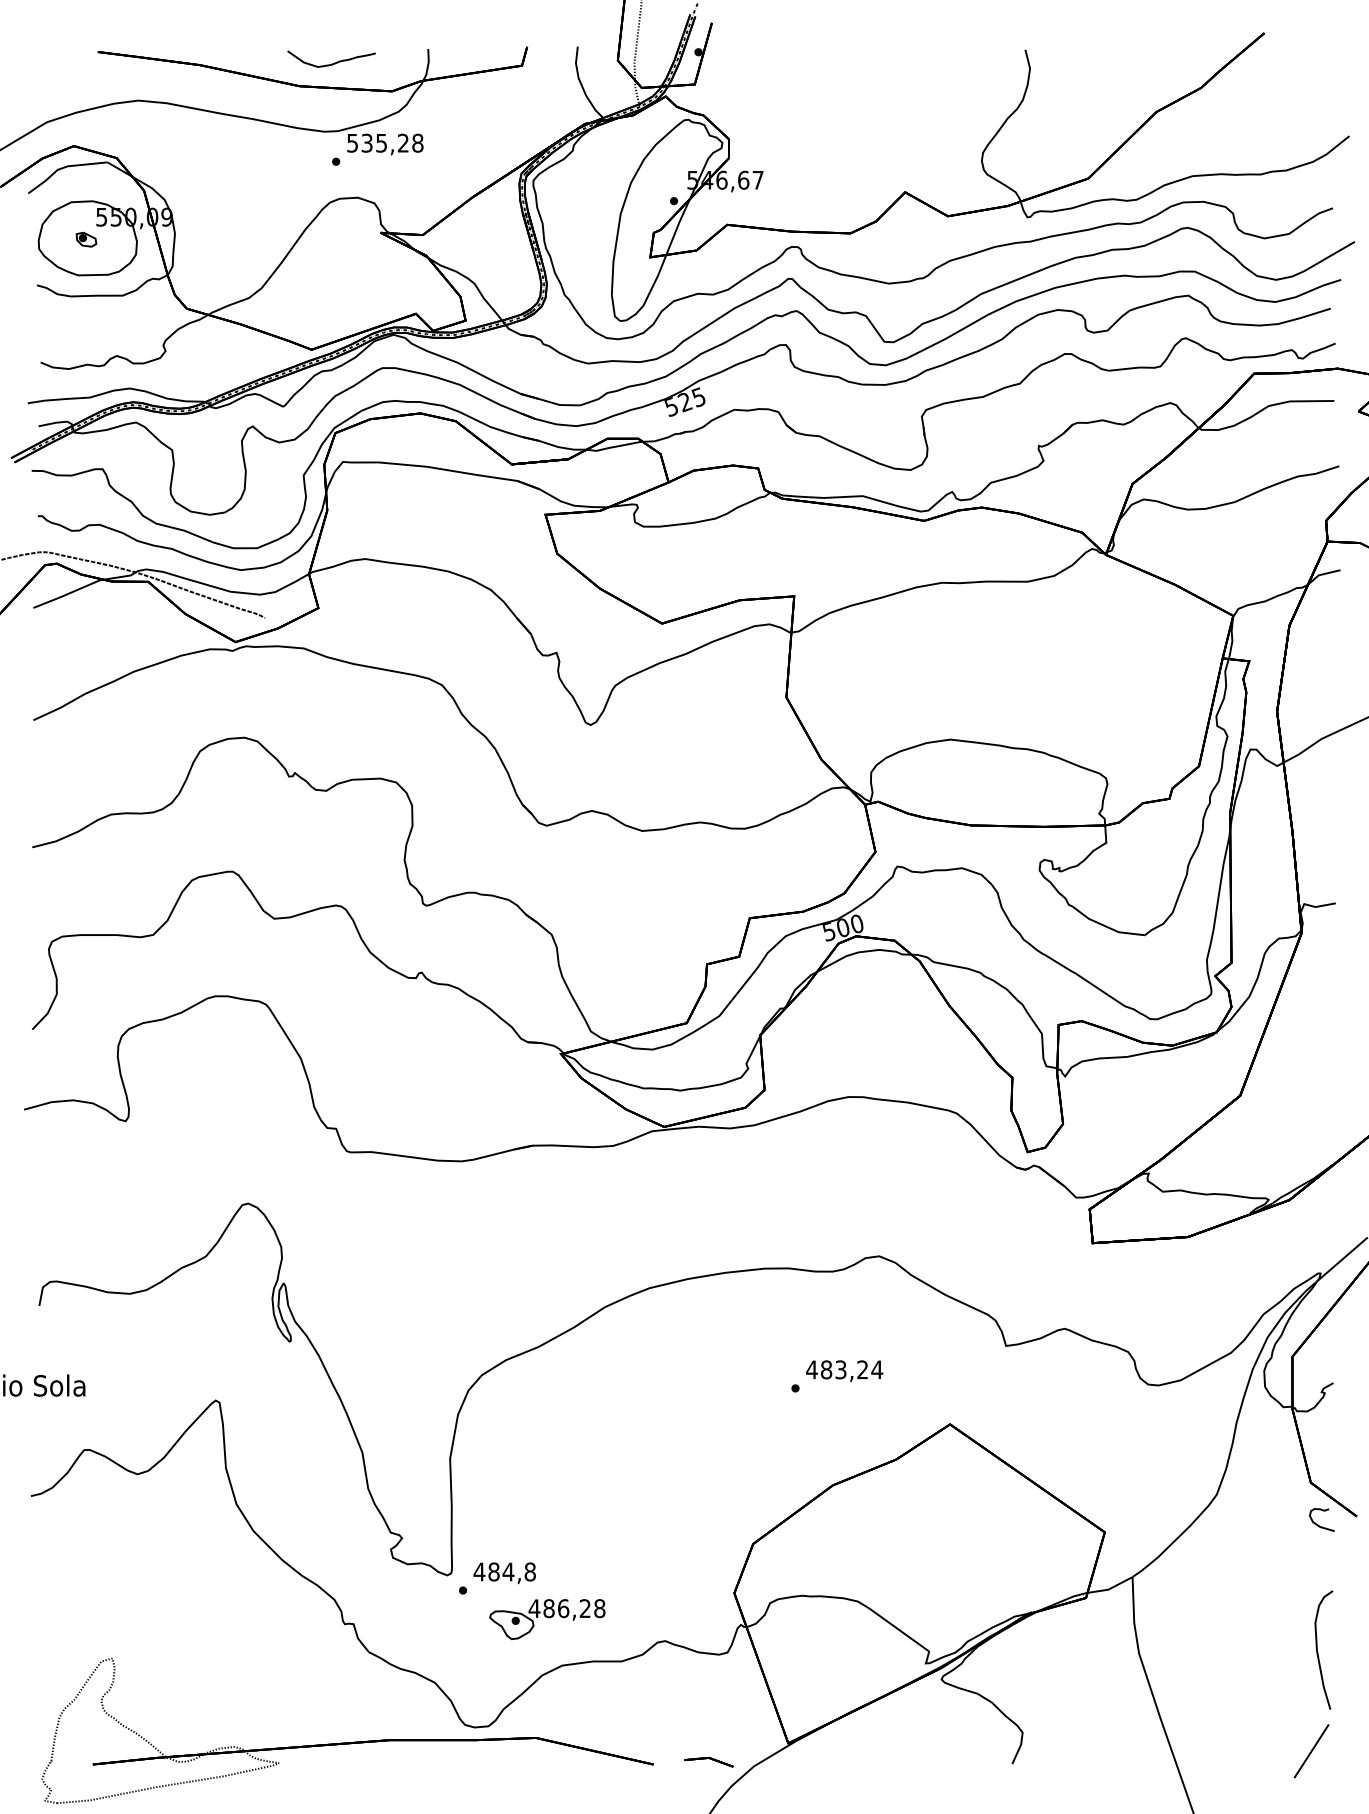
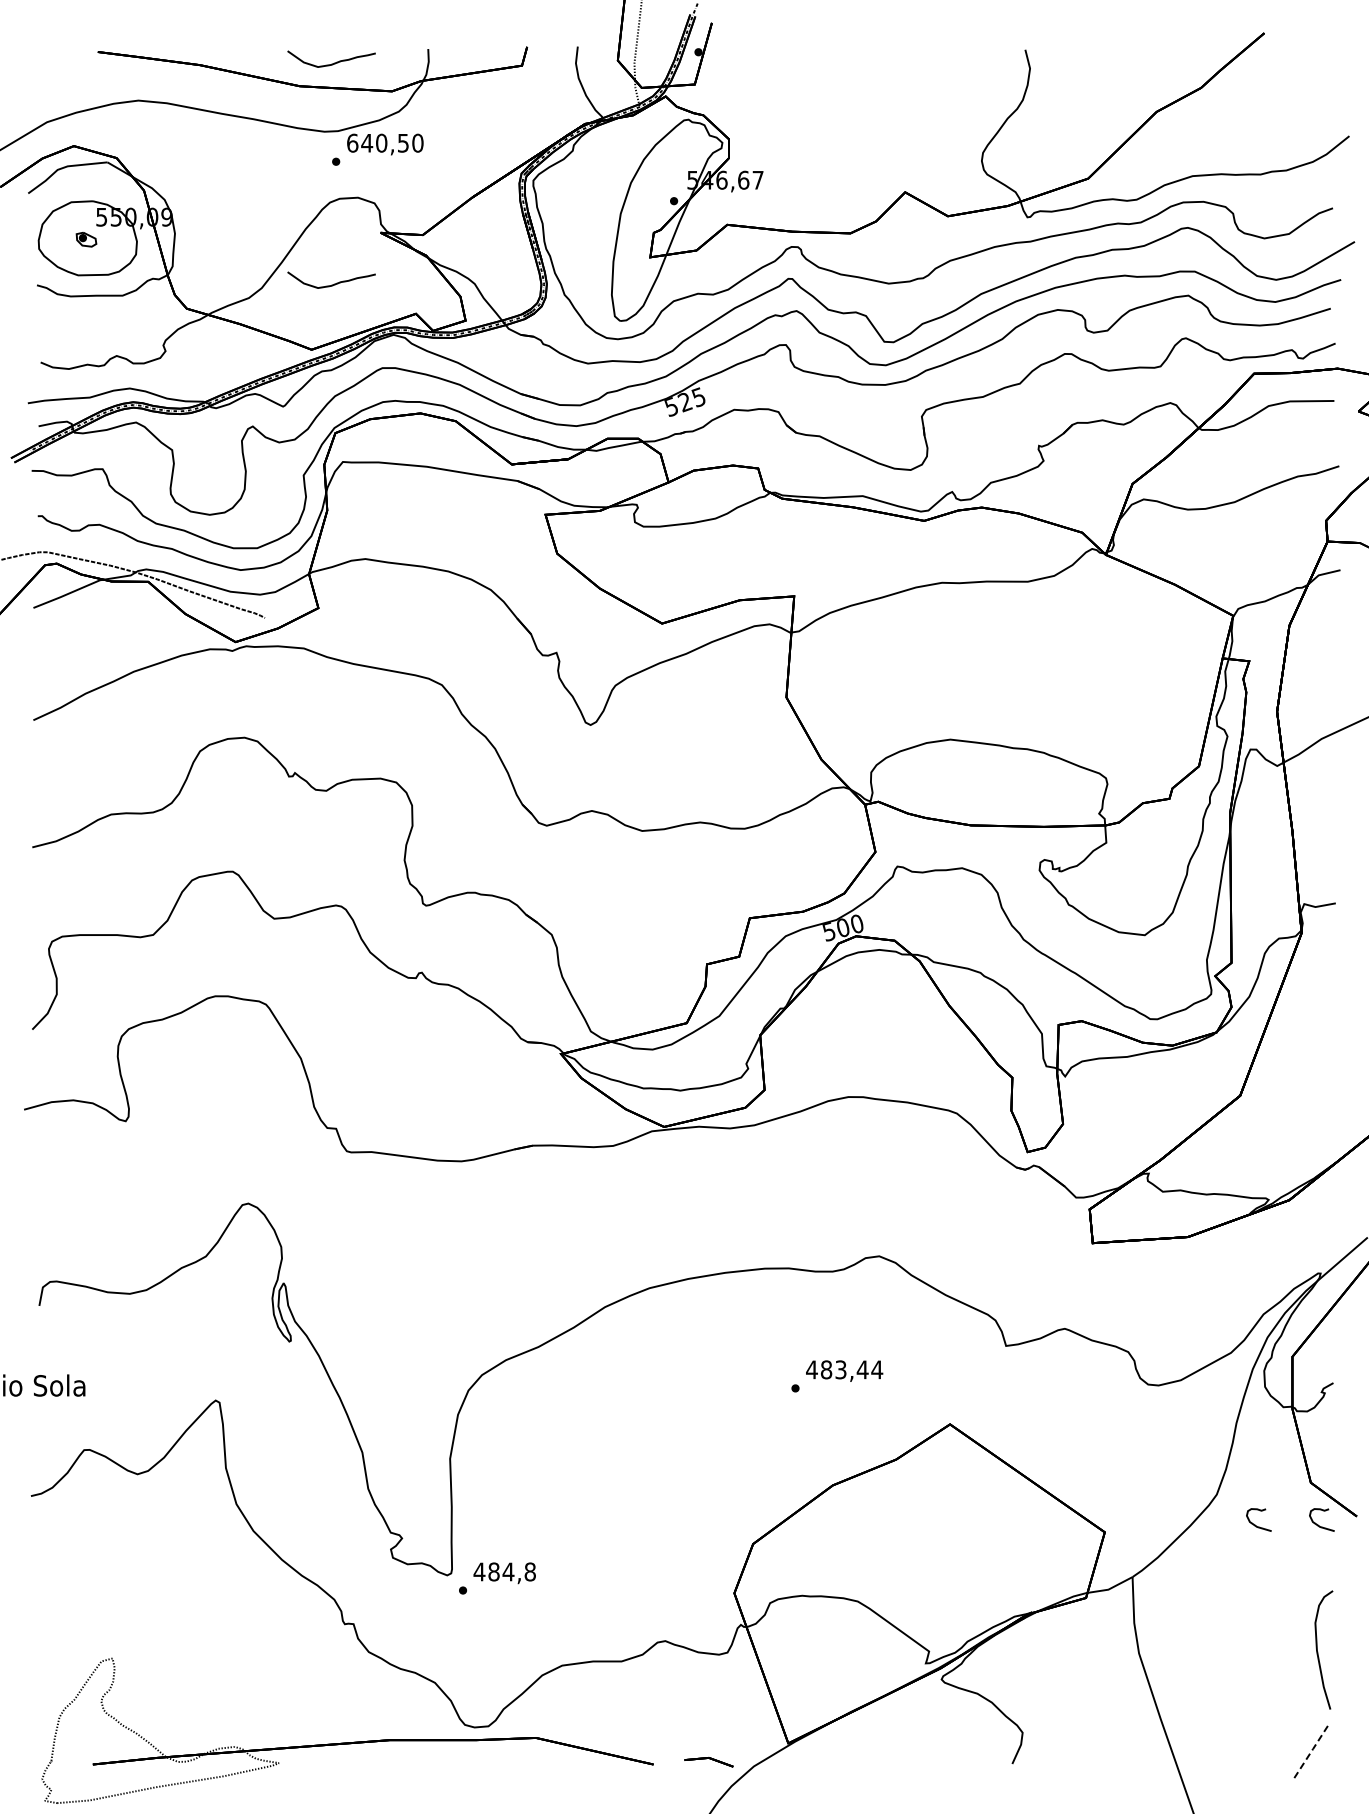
text: 535,28 -> 640,50 (385, 142)
curve: none -> present (334, 283)
text: 483,24 -> 483,44 (862, 1369)
curve: none -> present (1255, 1524)
part: present -> none (547, 1619)
line: solid -> dashed (1312, 1750)
